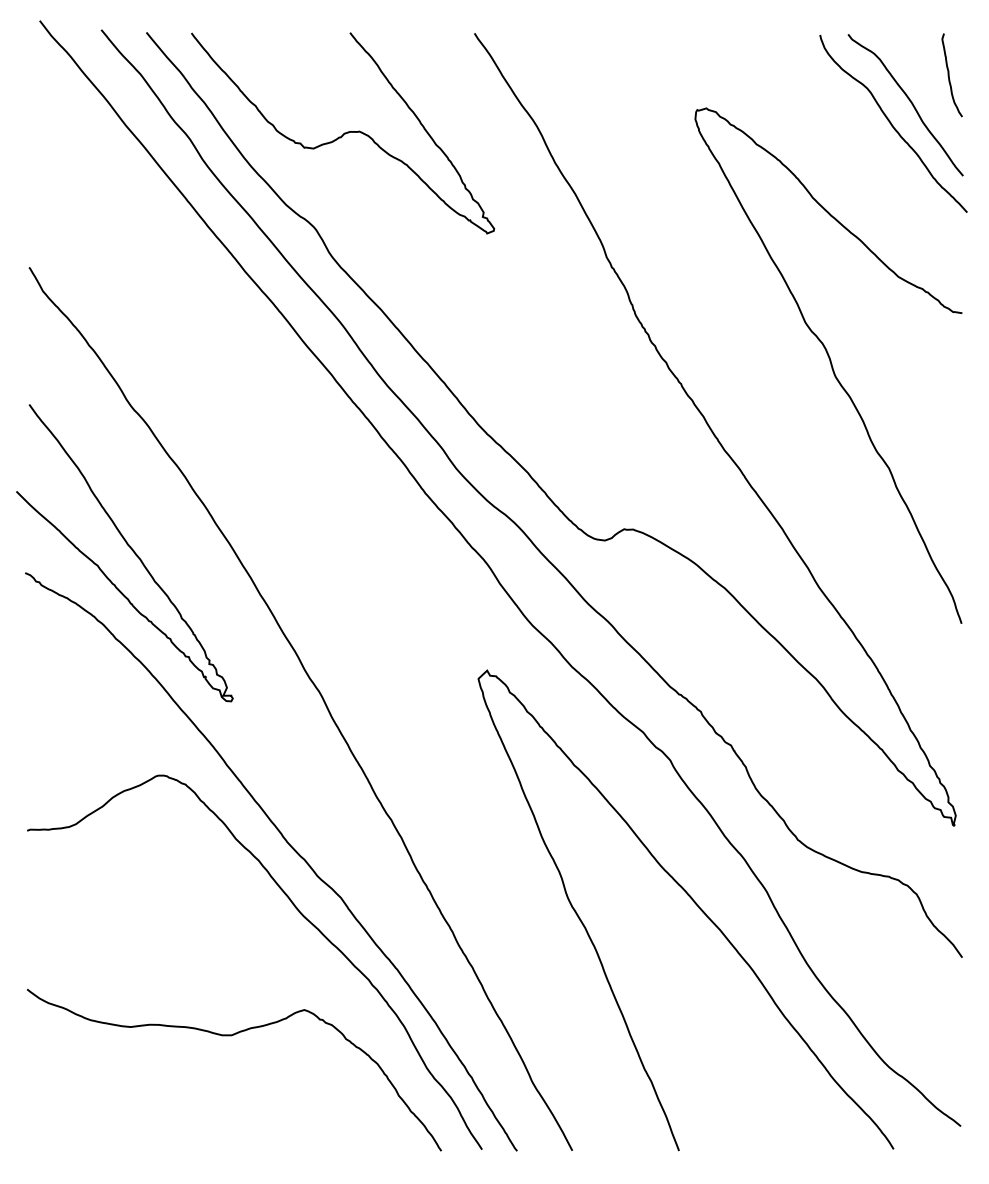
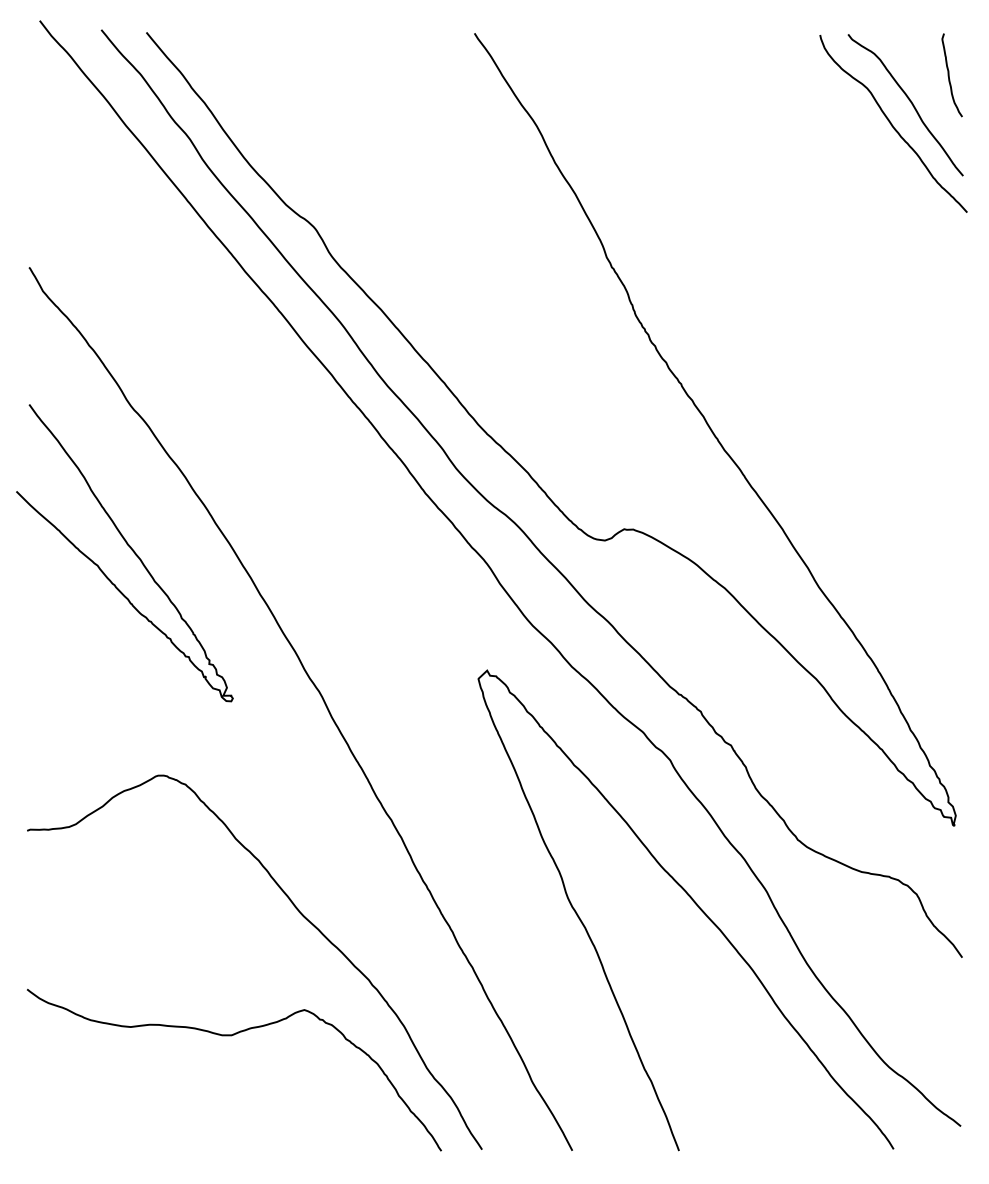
curve: present -> none (343, 133)
curve: present -> none (830, 365)
curve: present -> none (290, 847)
